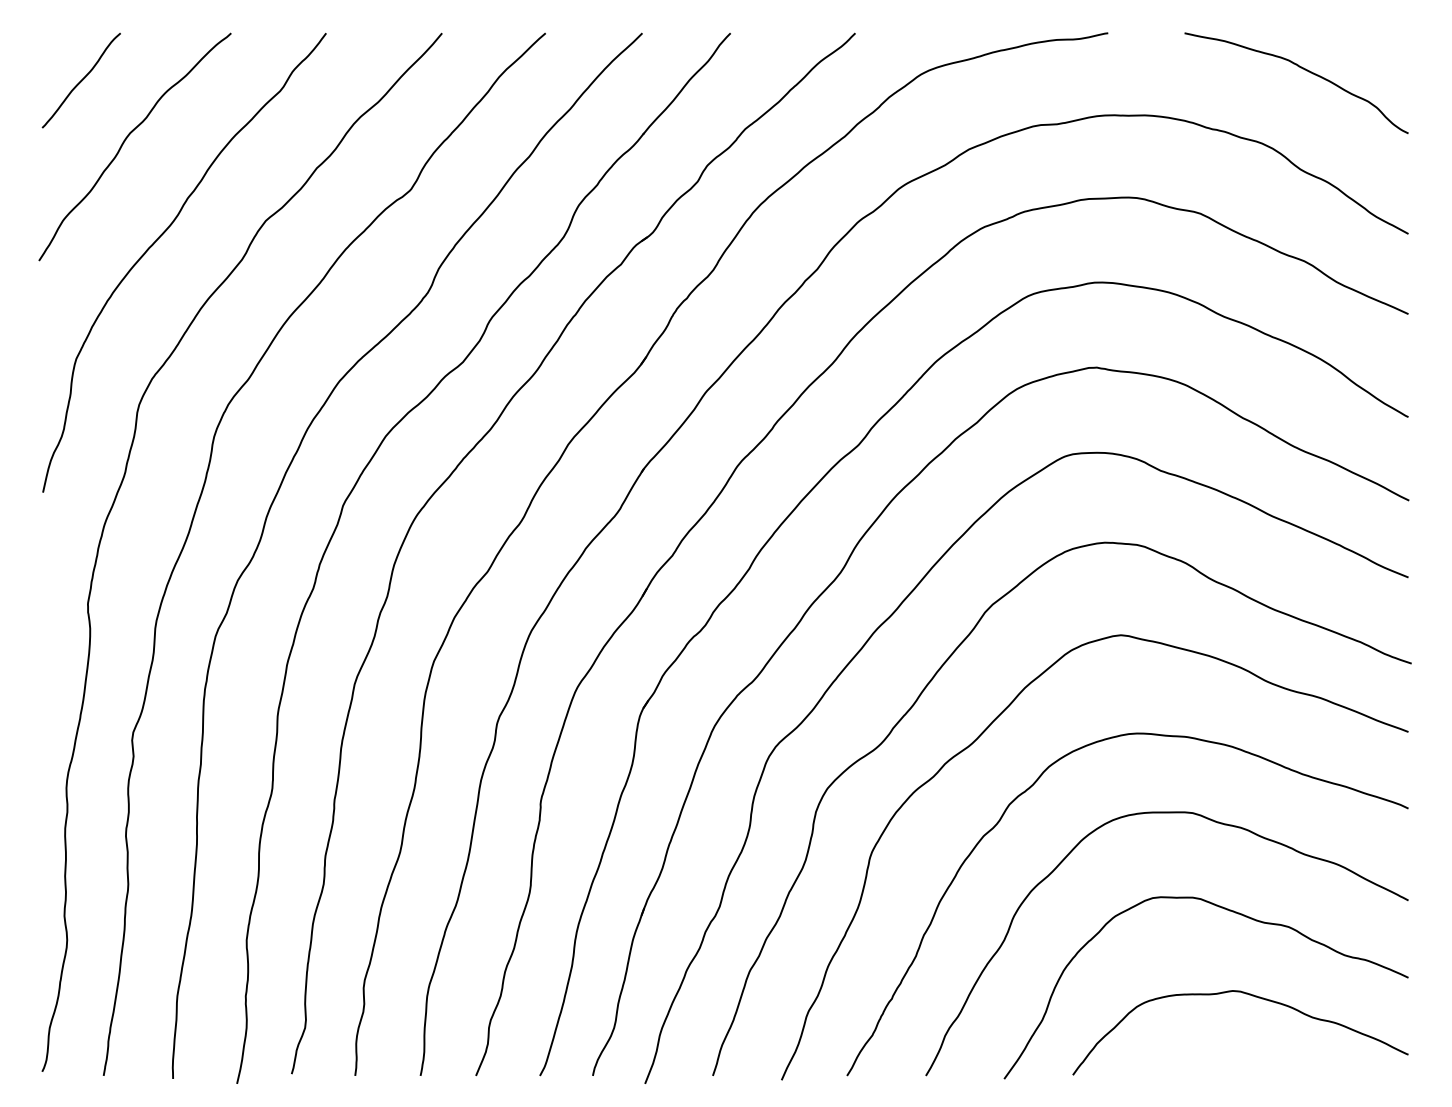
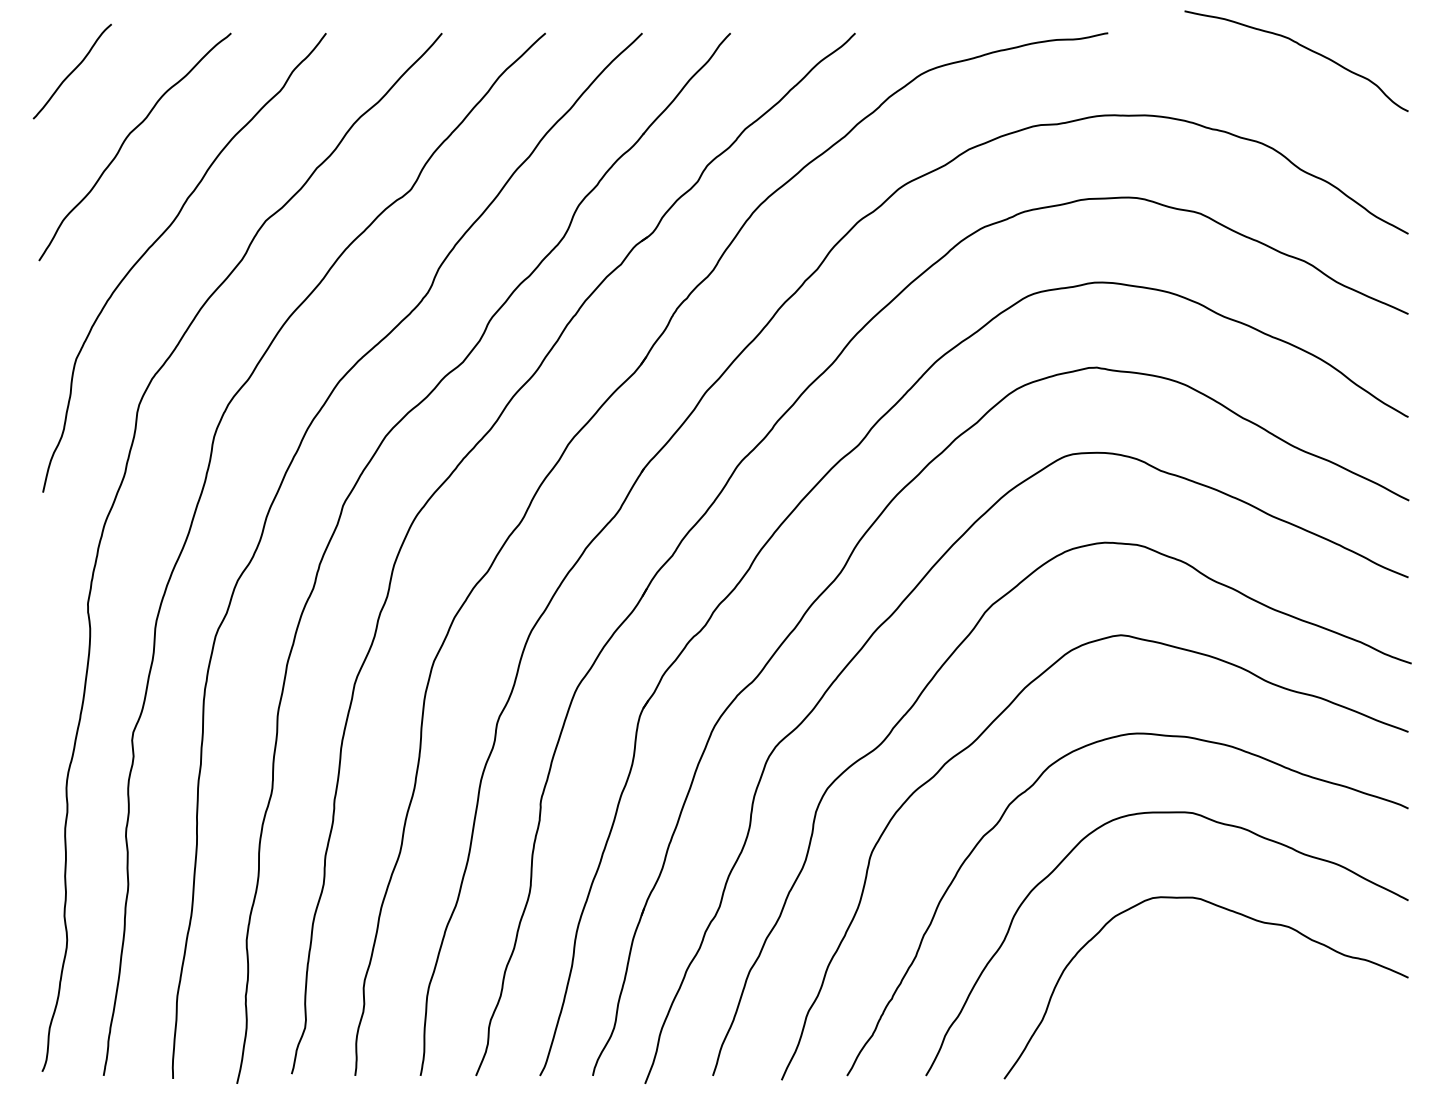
curve position: (1302, 69) -> (1302, 47) (1302, 47)
curve position: (80, 80) -> (71, 71) (71, 71)
curve: present -> none (1252, 996)
